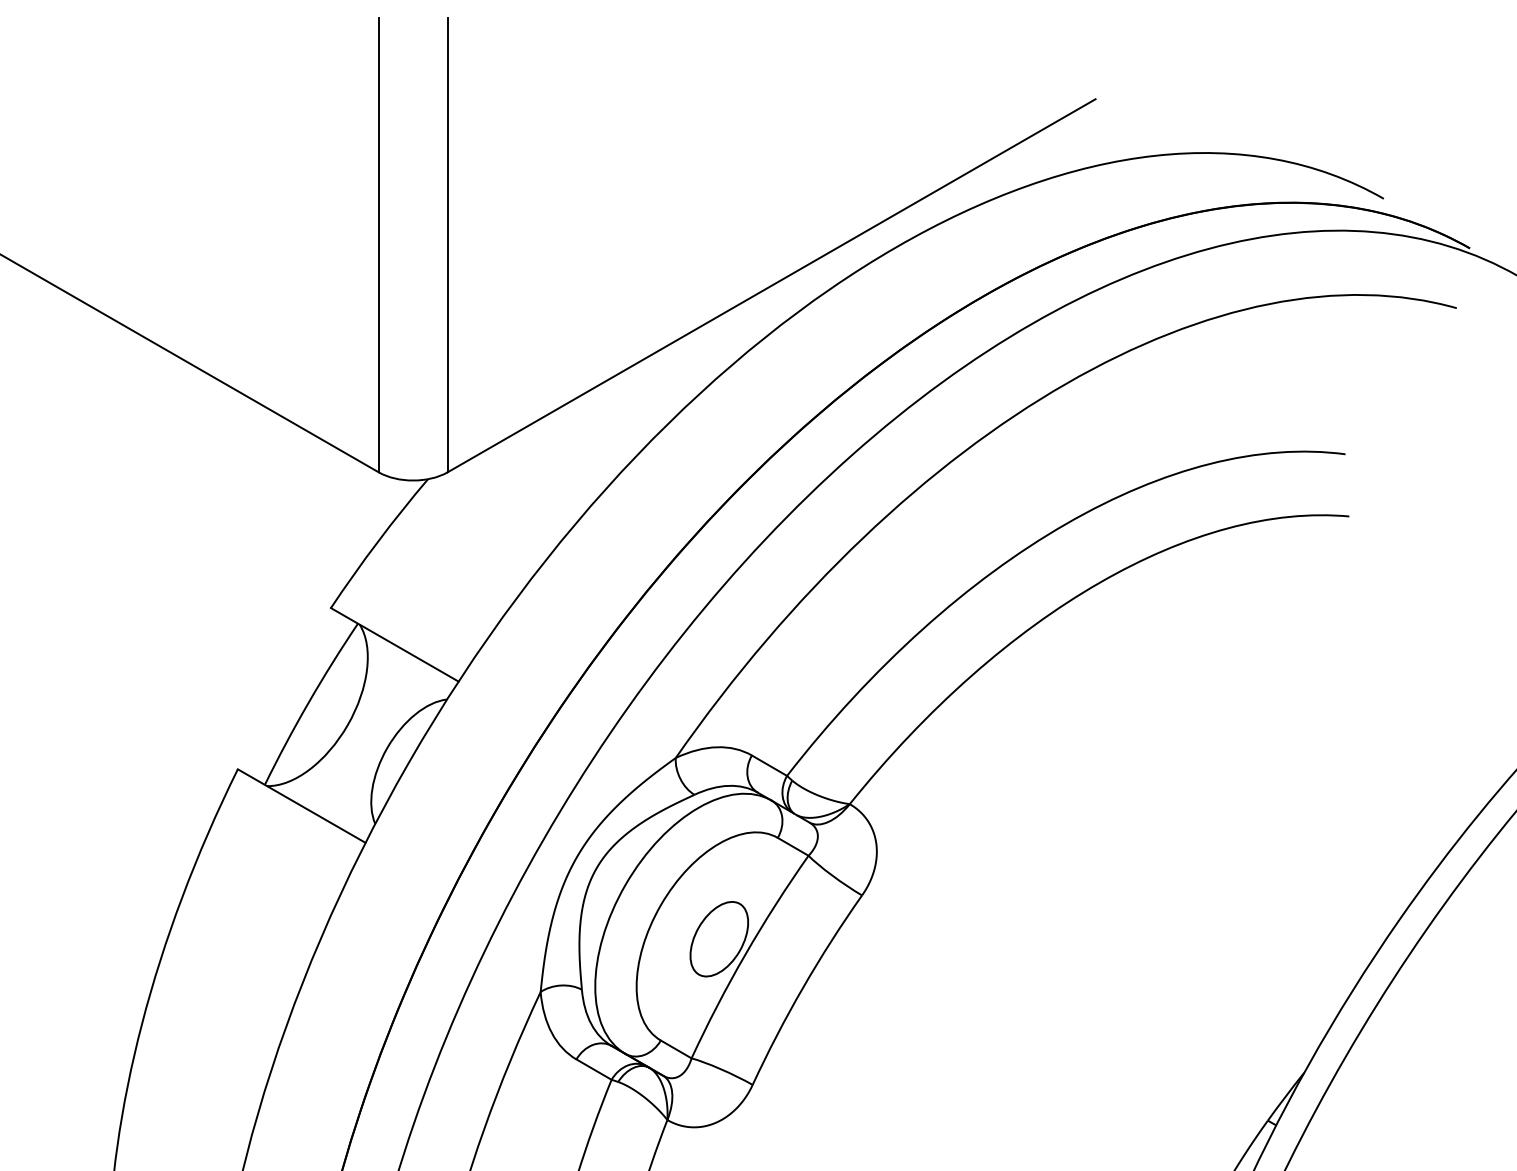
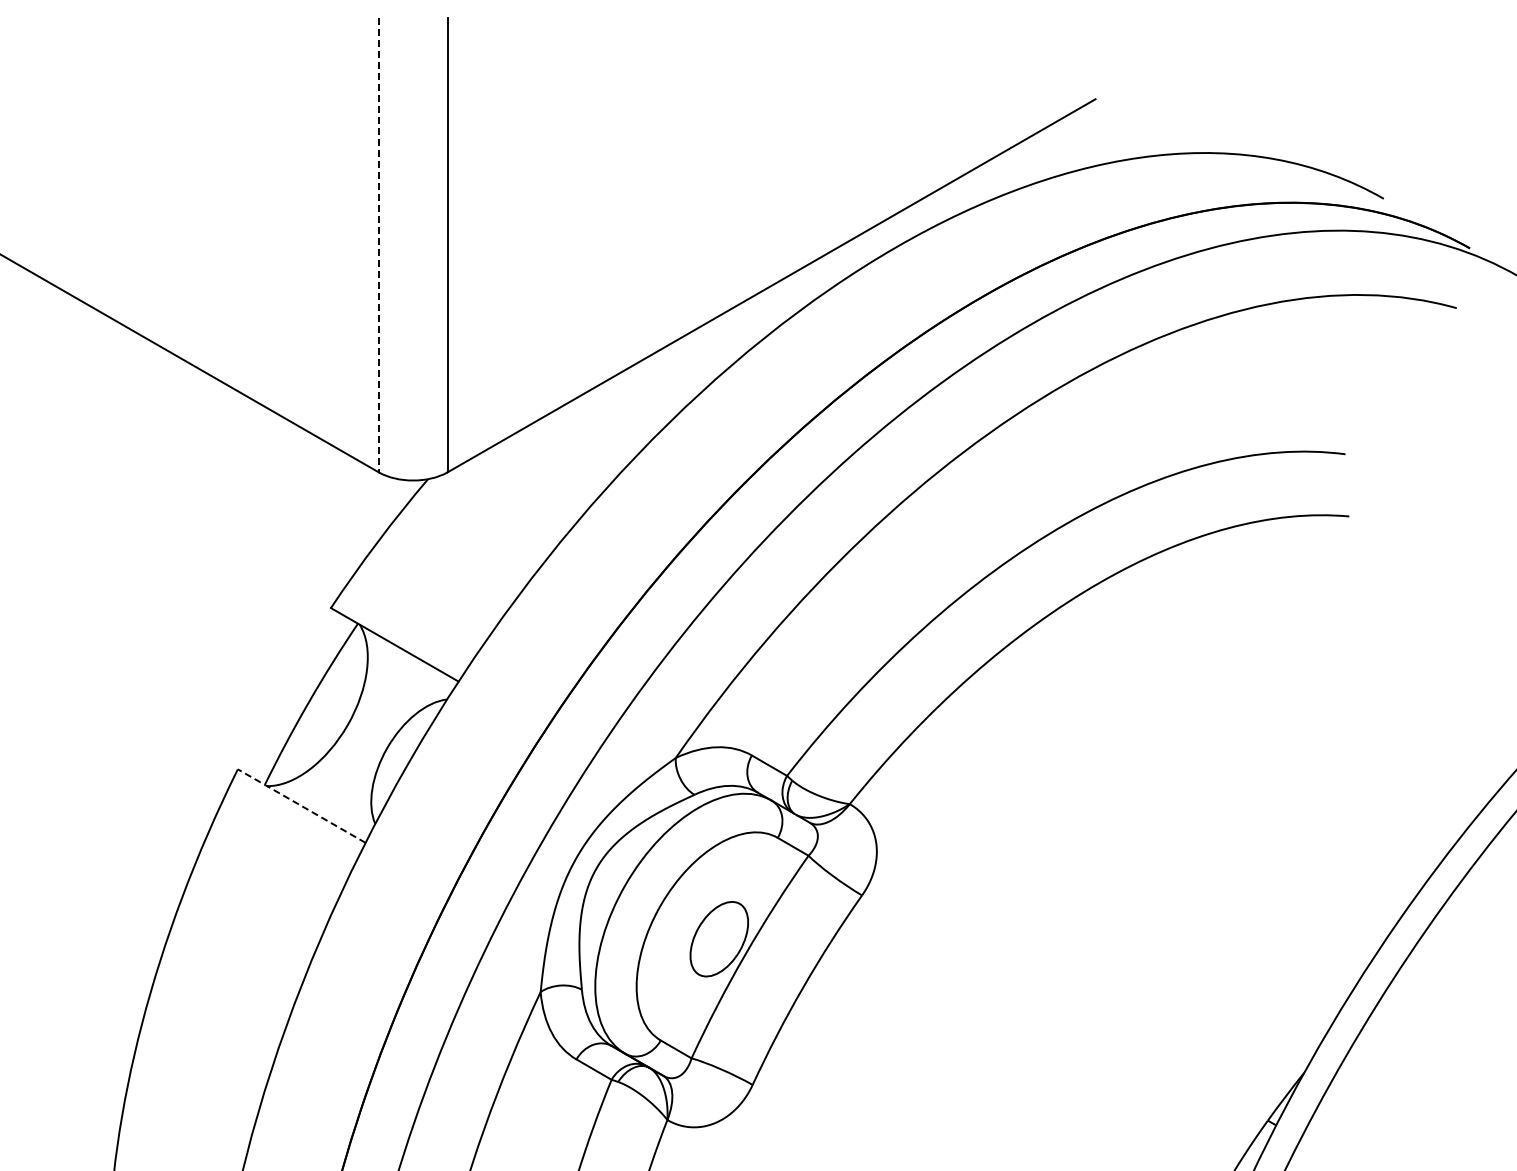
line: solid -> dashed (378, 245)
line: solid -> dashed (301, 806)
